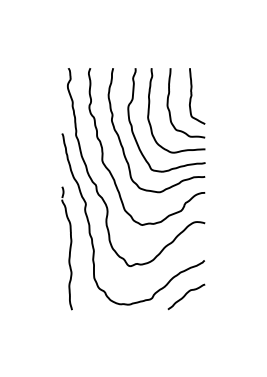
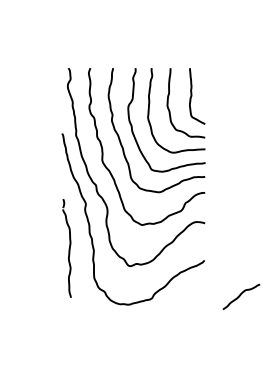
part size: 12x125 px -> 10x99 px (66, 248)
curve position: (186, 295) -> (241, 295) (241, 295)
